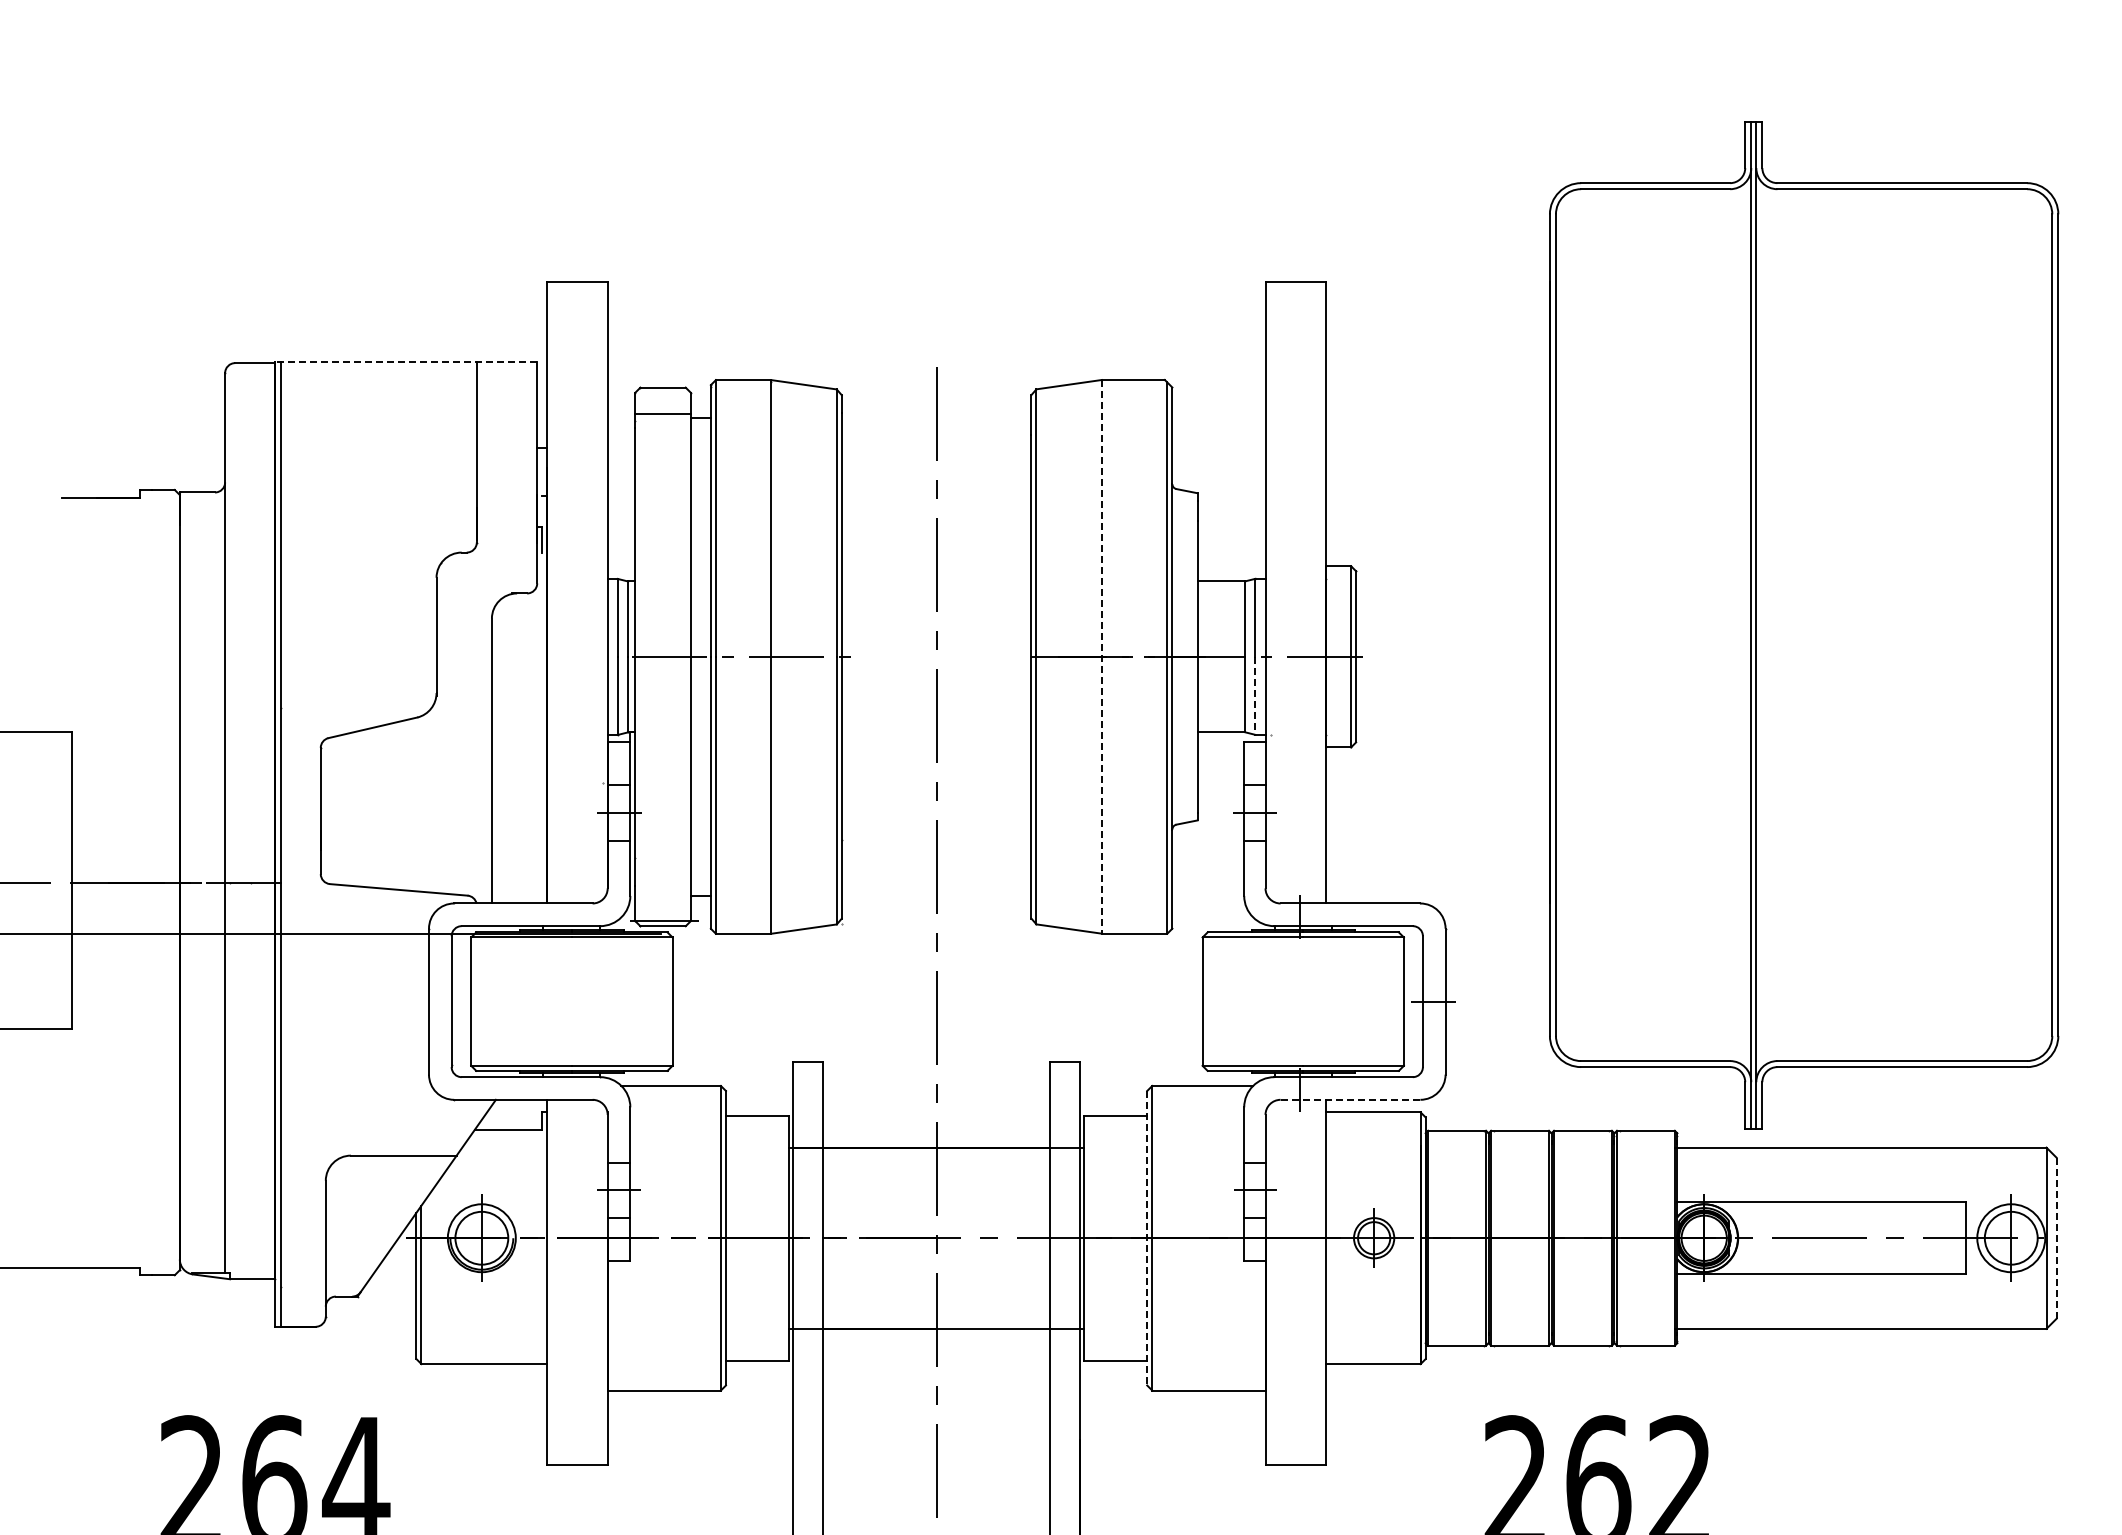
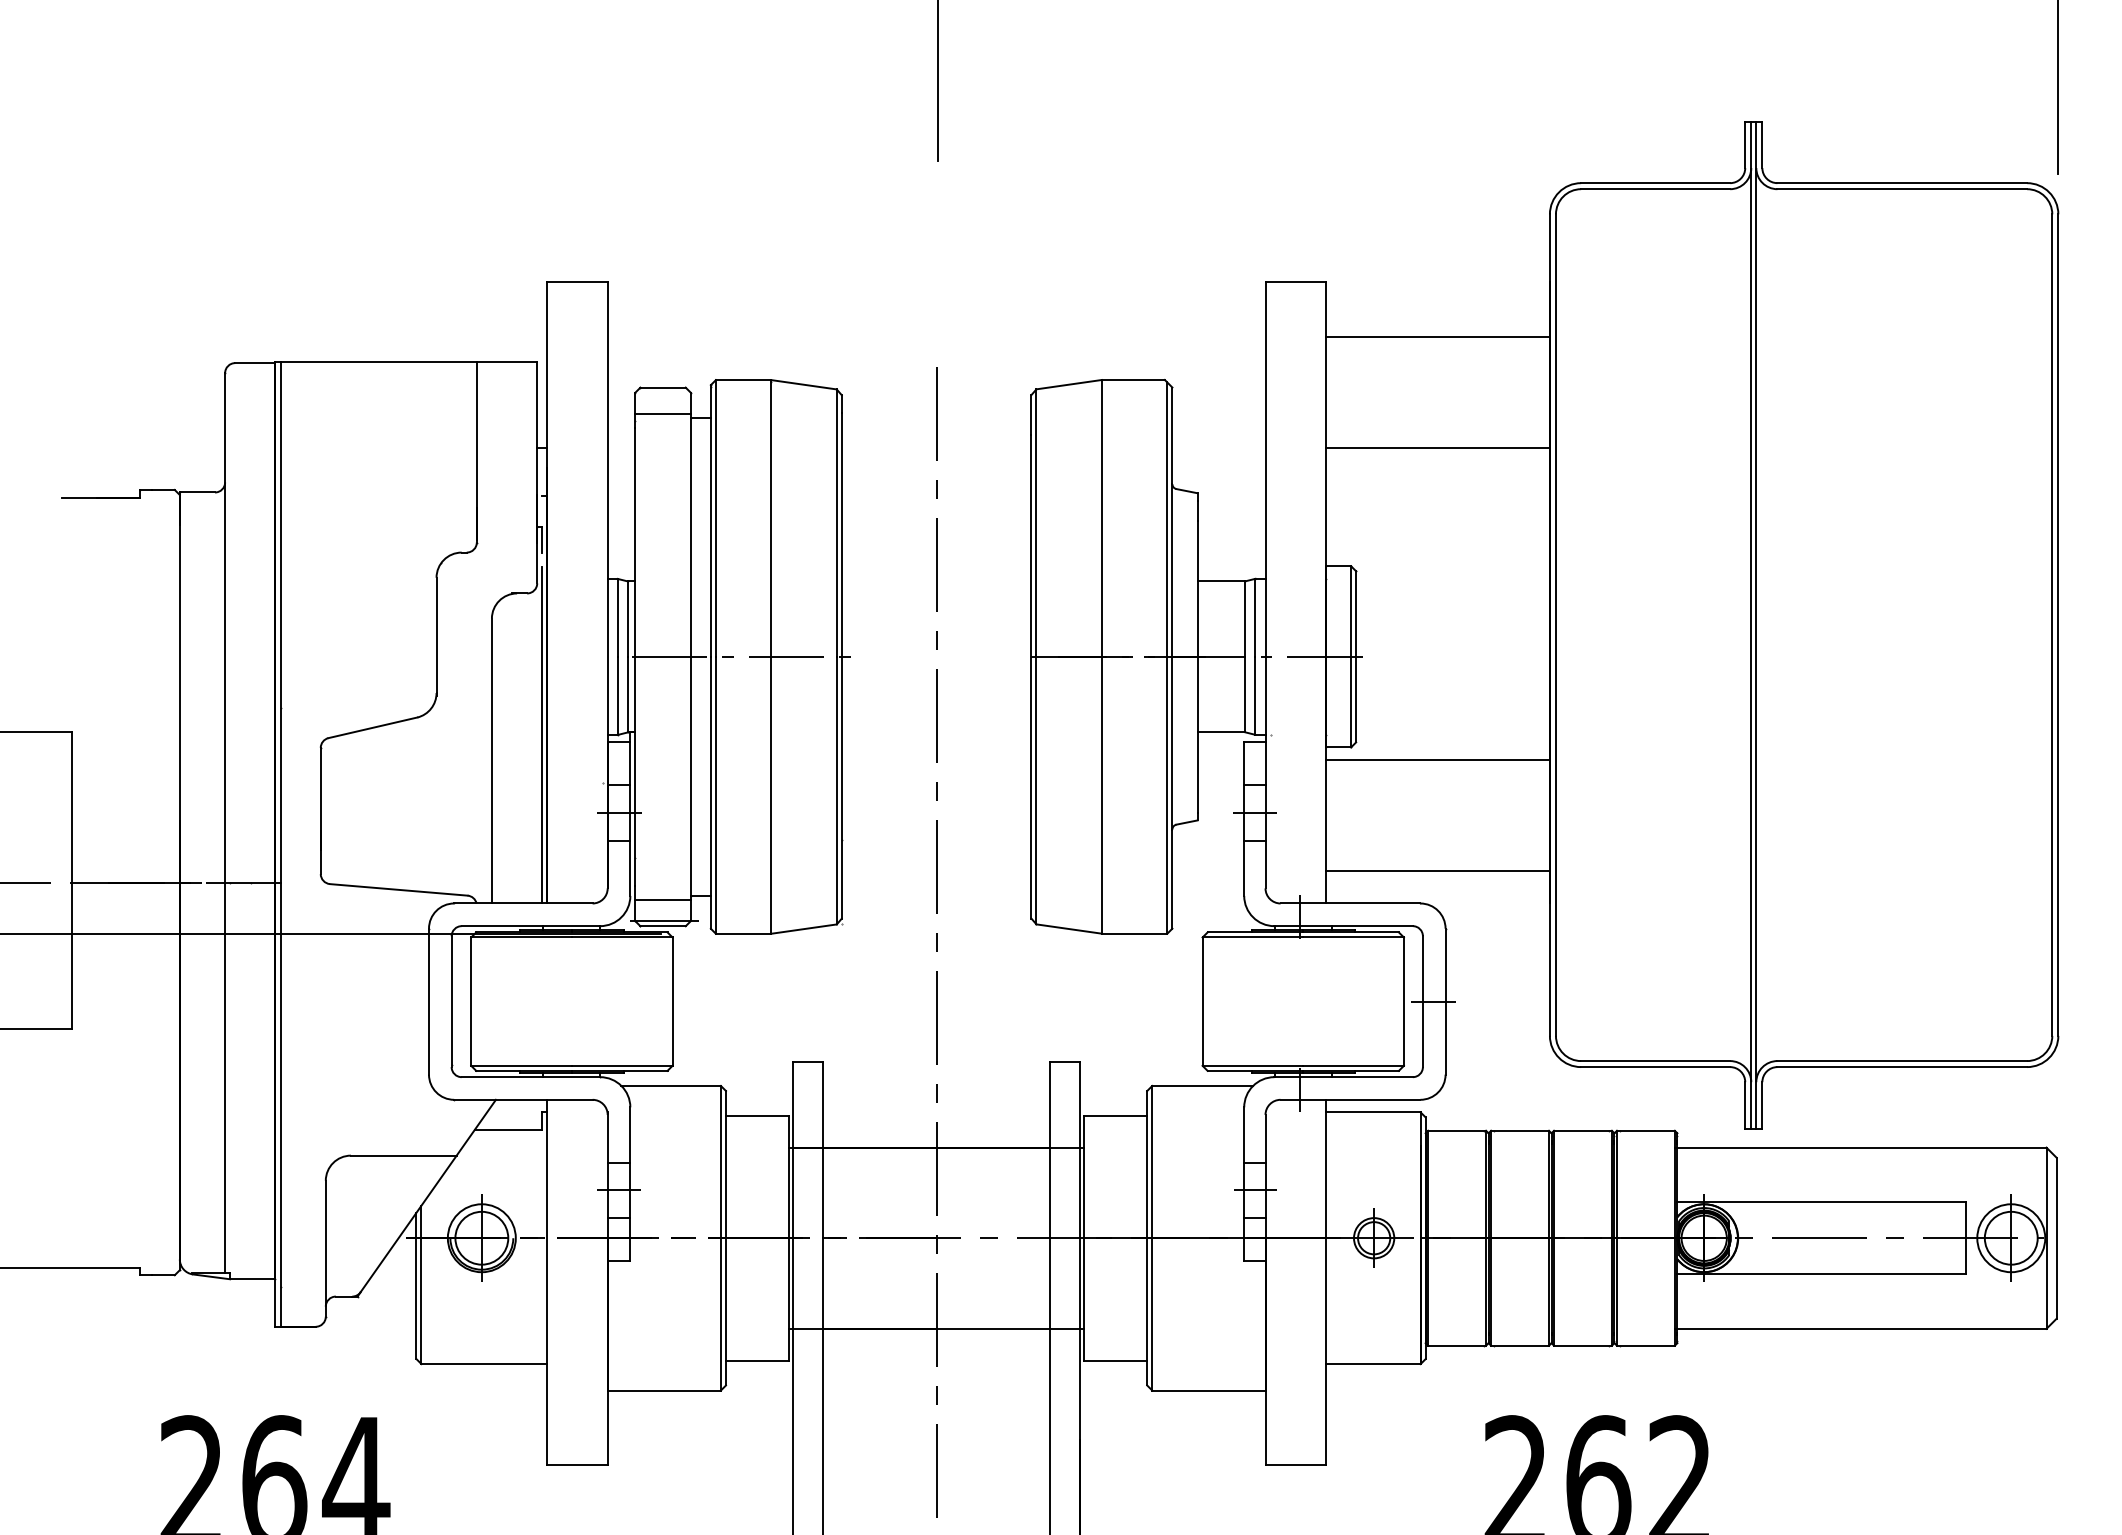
line: none -> present (937, 81)
line: none -> present (2058, 88)
line: none -> present (1437, 337)
line: dashed -> solid (406, 362)
line: none -> present (1437, 447)
line: dashed -> solid (1101, 656)
line: dashed -> solid (1255, 696)
line: none -> present (542, 734)
line: none -> present (1437, 760)
line: none -> present (1437, 870)
line: none -> present (662, 899)
line: dashed -> solid (1350, 1099)
line: dashed -> solid (1147, 1238)
line: dashed -> solid (2056, 1238)
